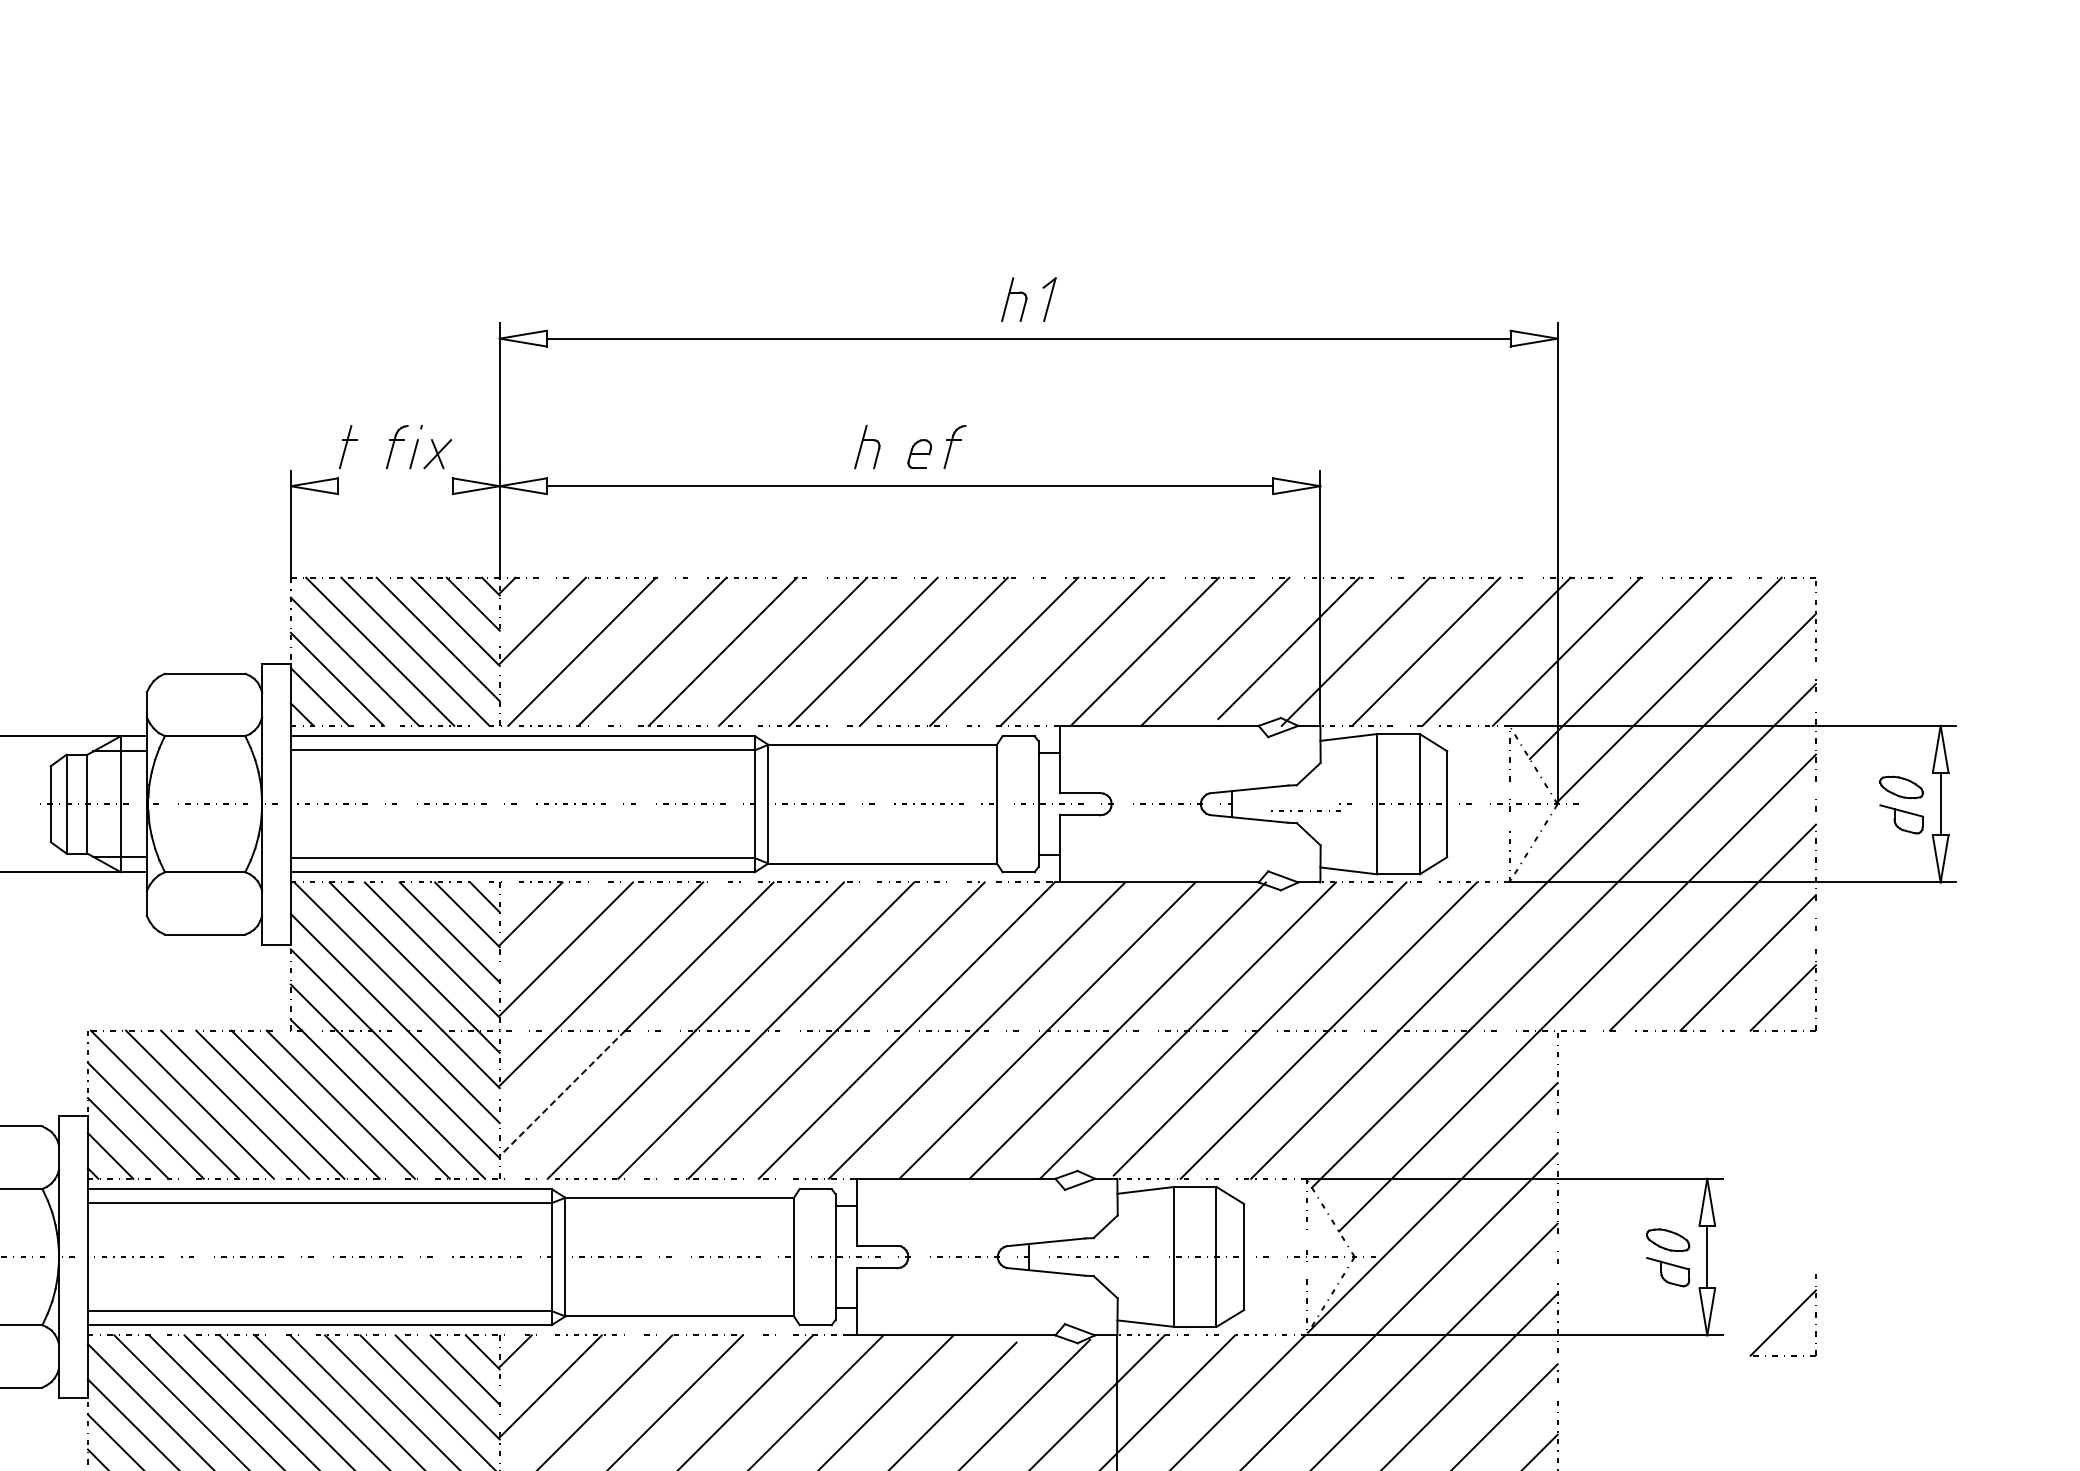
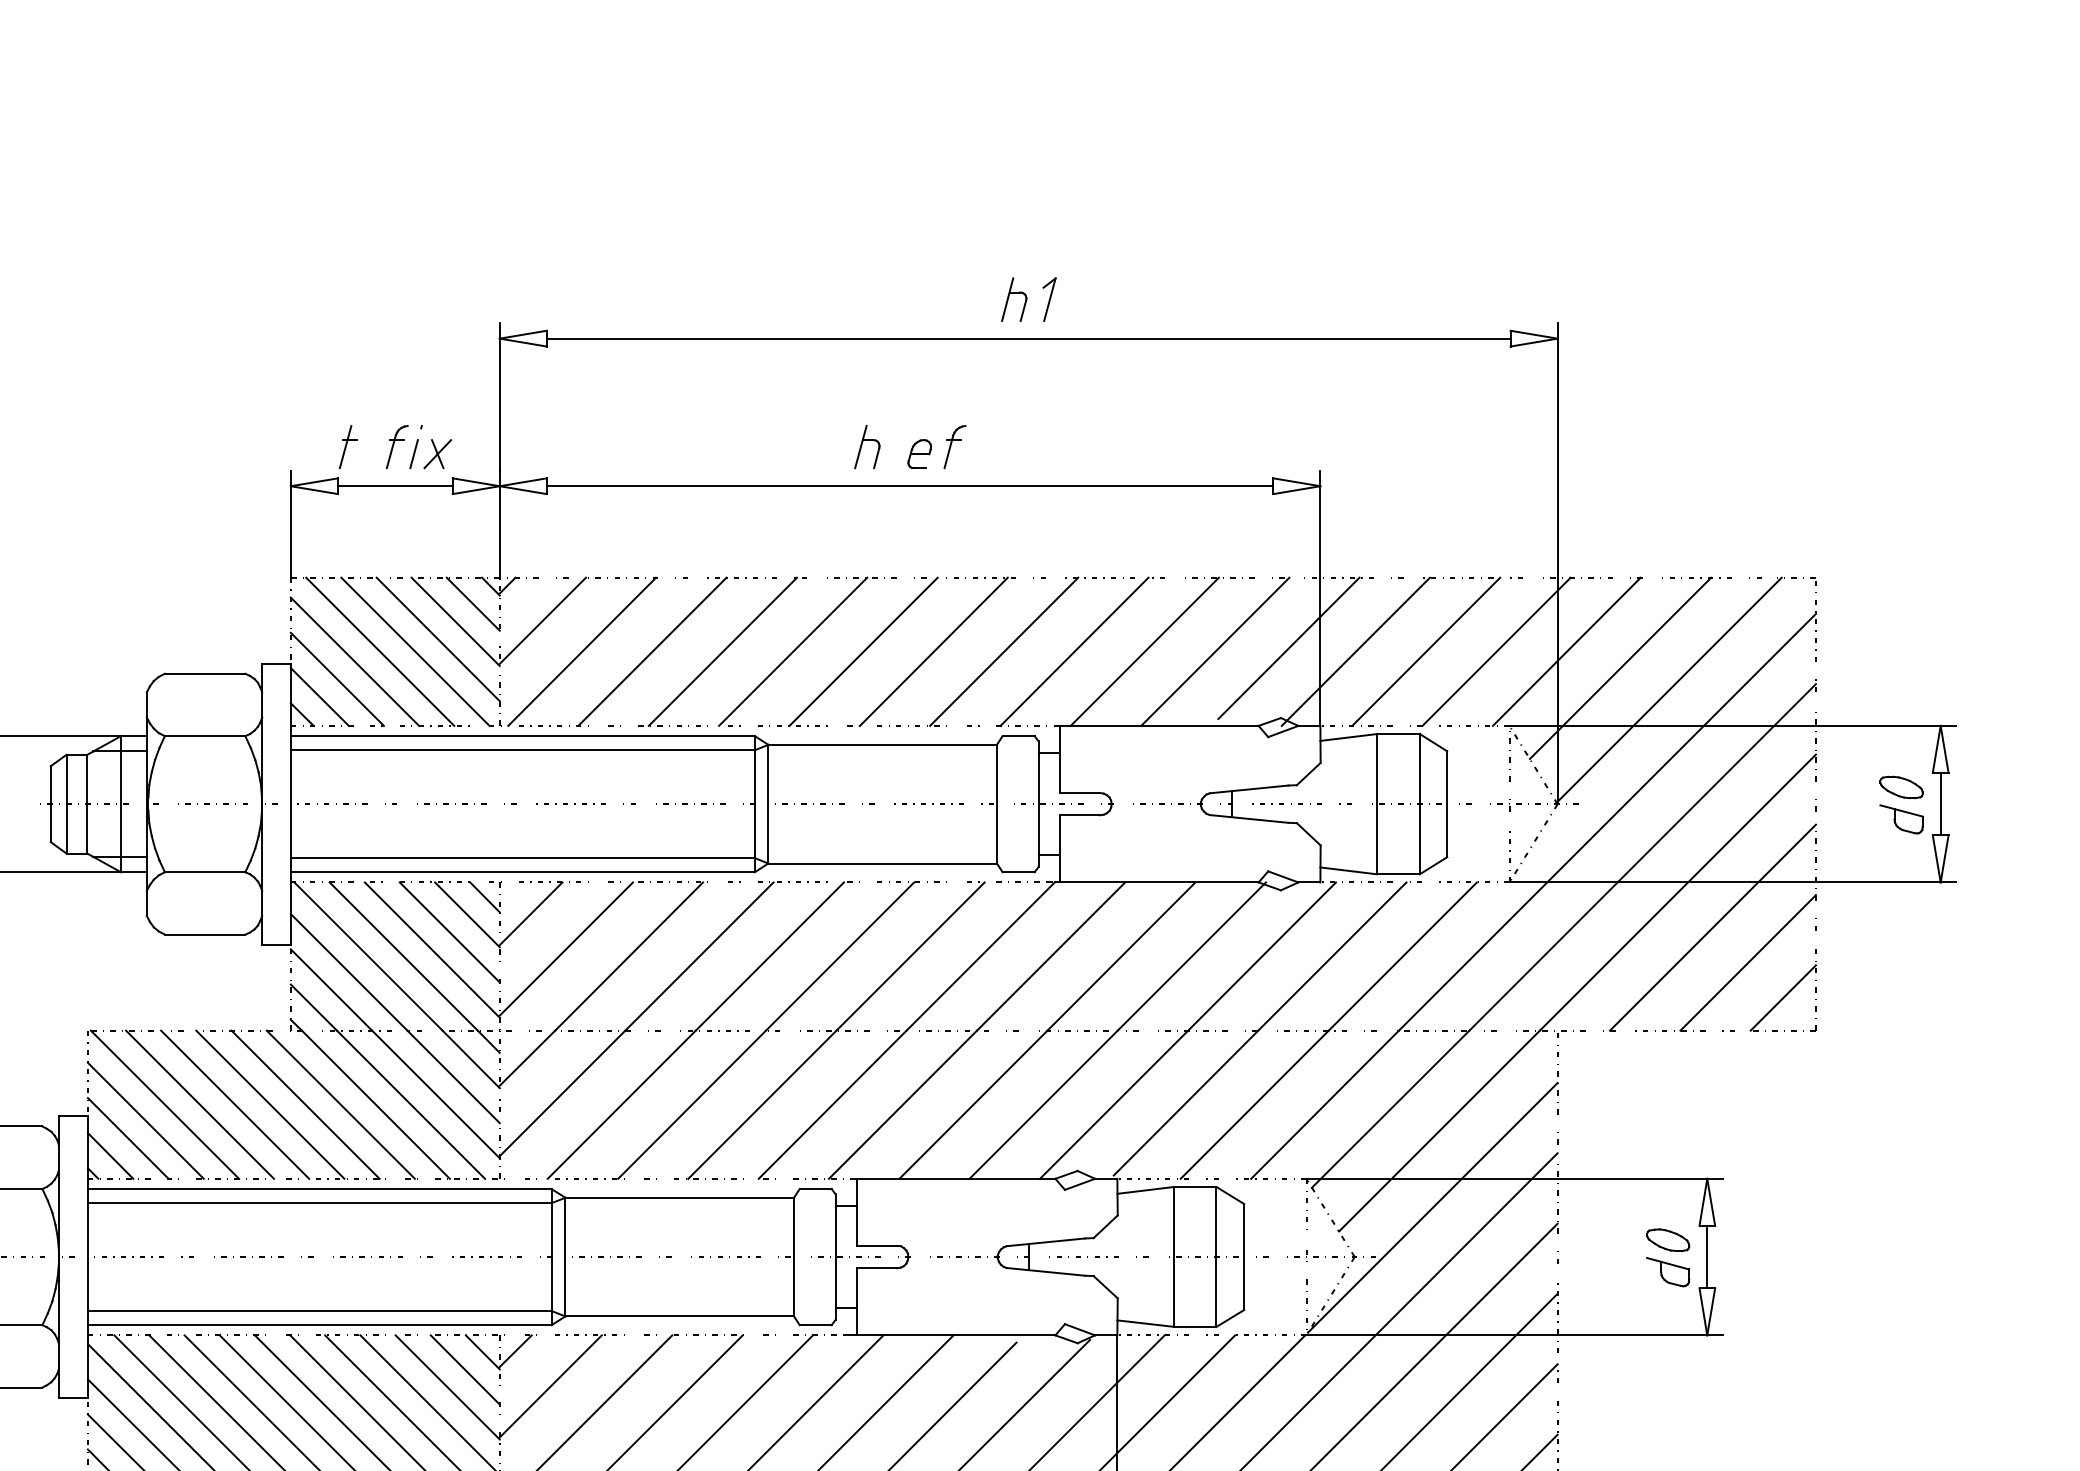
line: none -> present (395, 486)
line position: (1302, 810) -> (1283, 803) (1283, 803)
line: dashed -> solid (562, 1093)
part: present -> none (1783, 1315)
